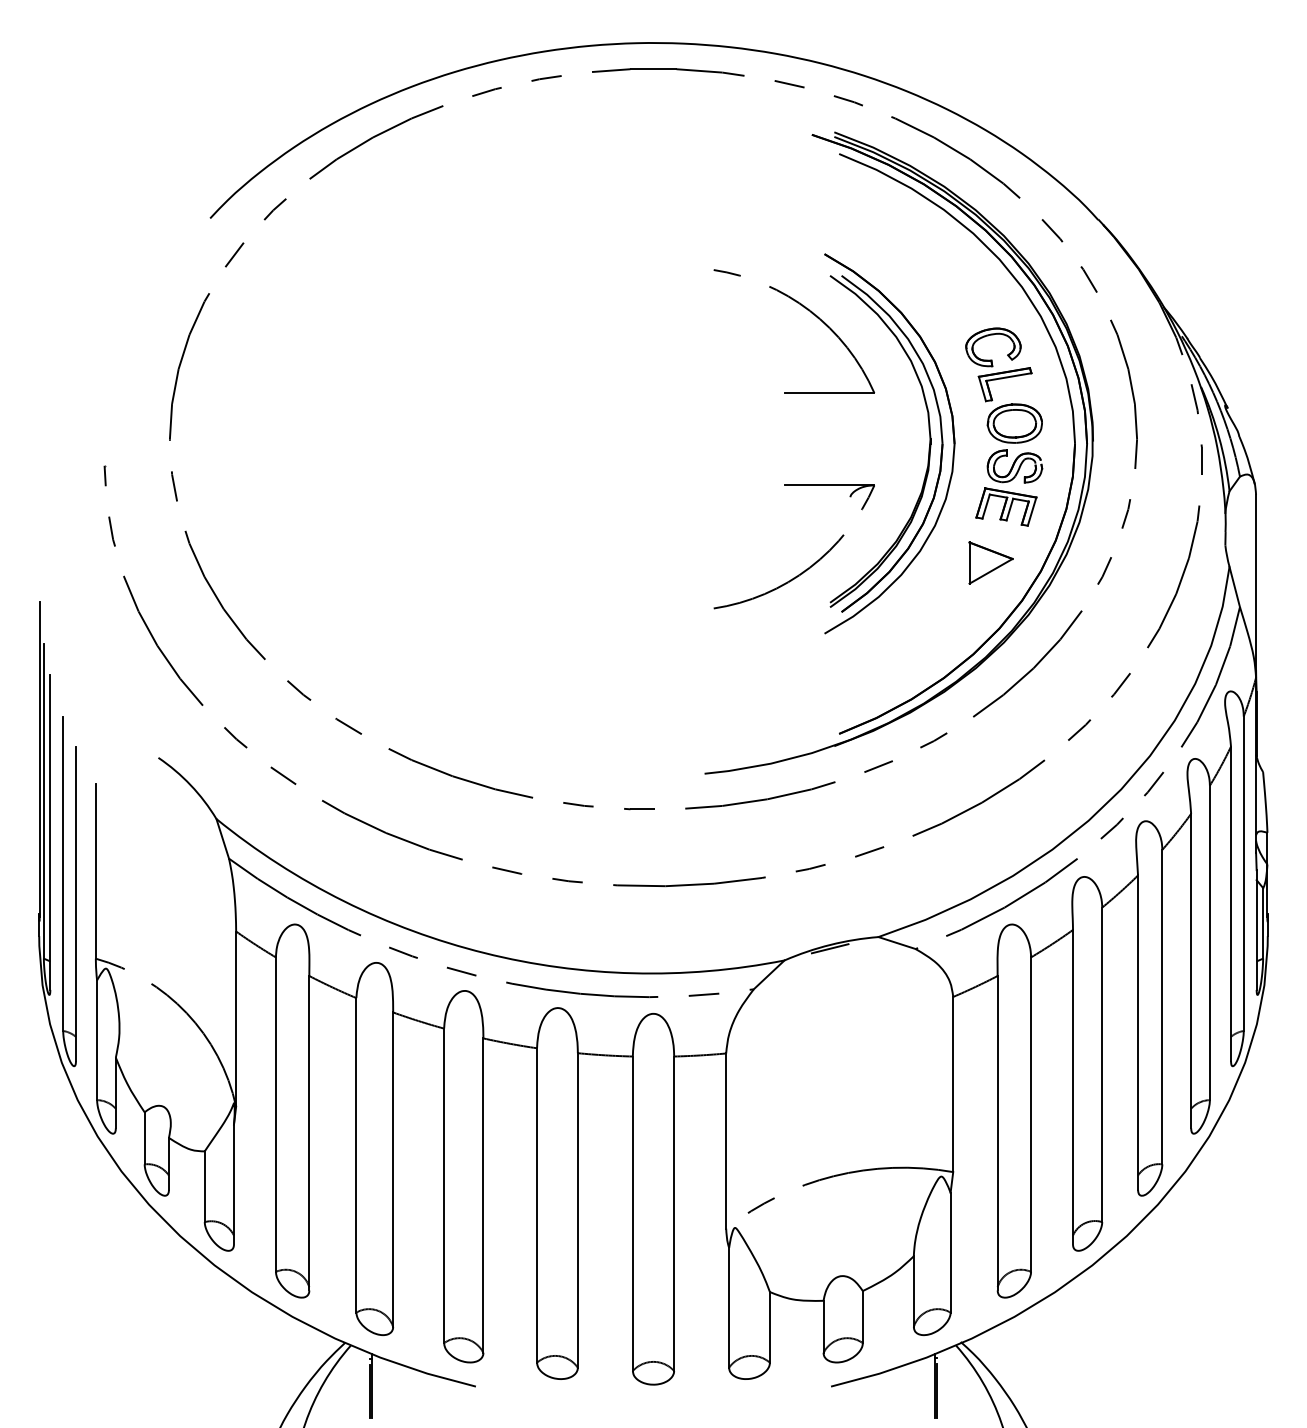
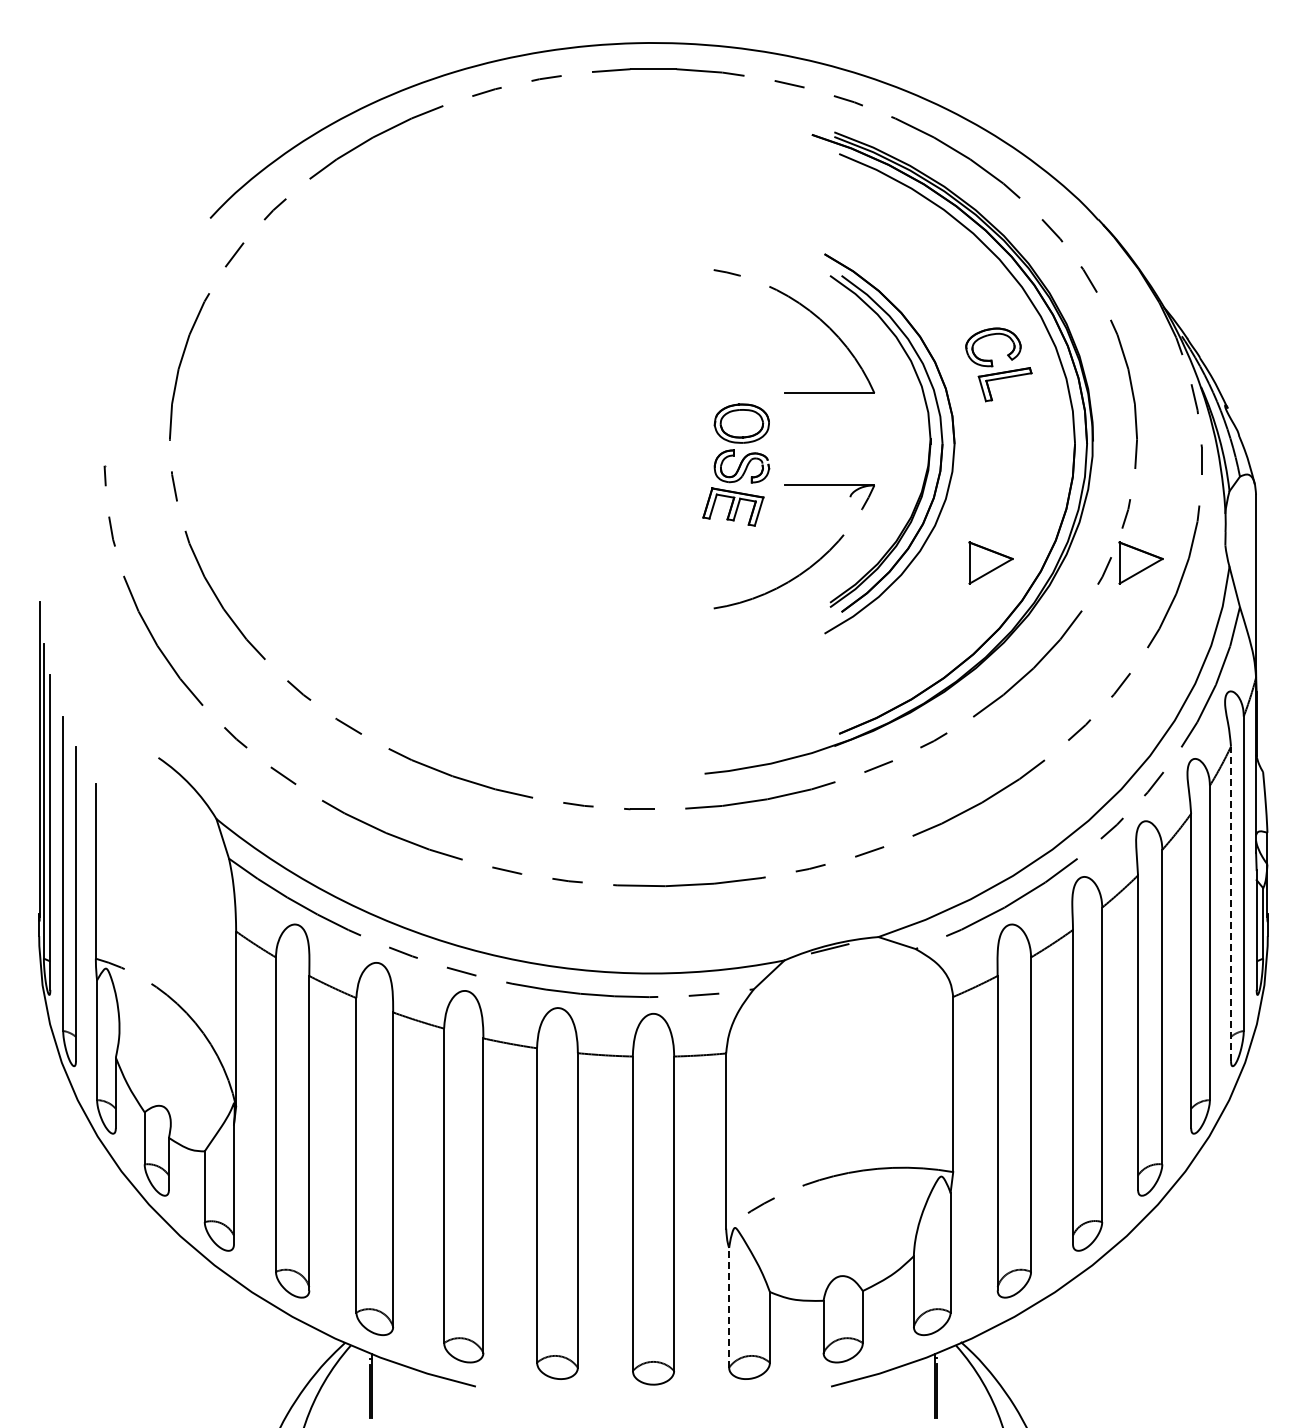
part position: (1009, 464) -> (736, 464) (736, 464)
part: none -> present (1140, 562)
line: solid -> dashed (1231, 903)
line: solid -> dashed (729, 1307)
